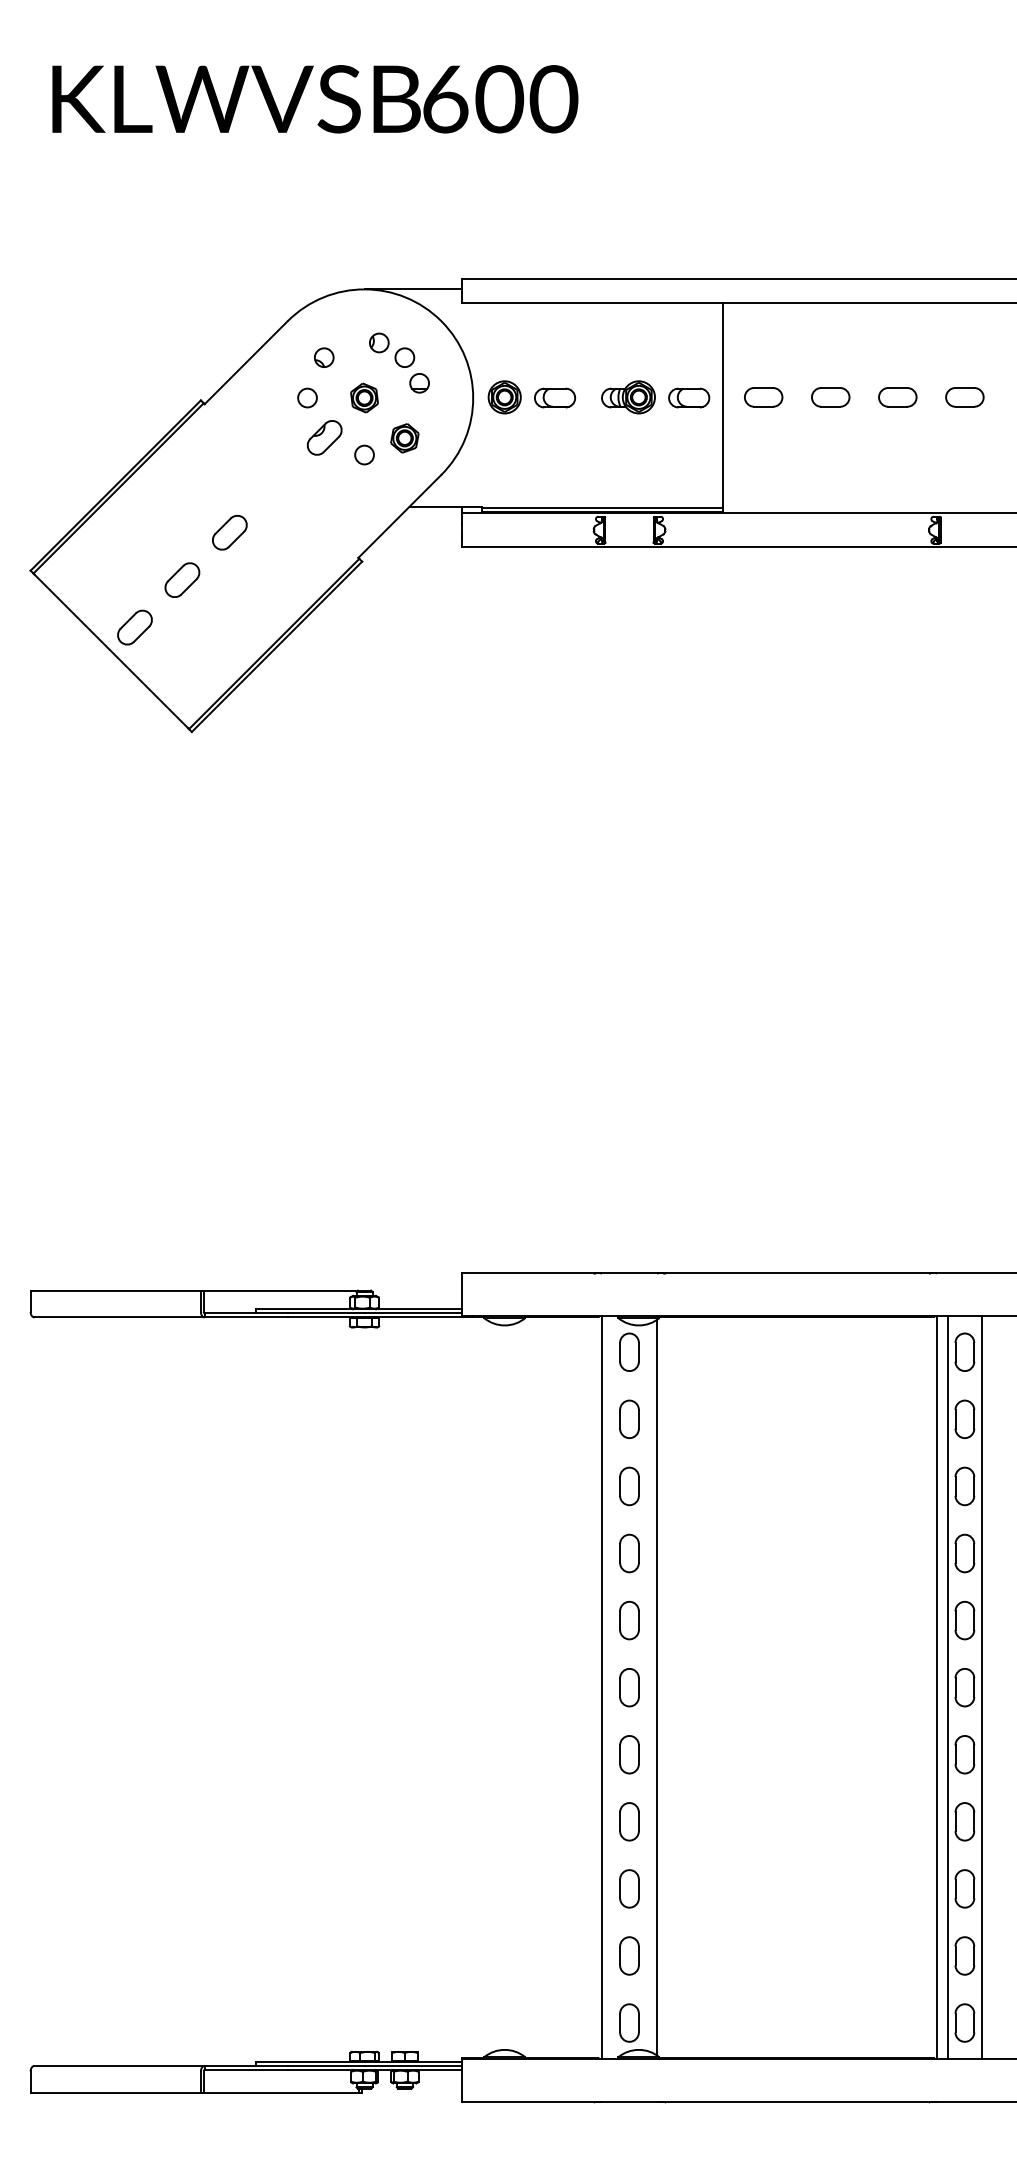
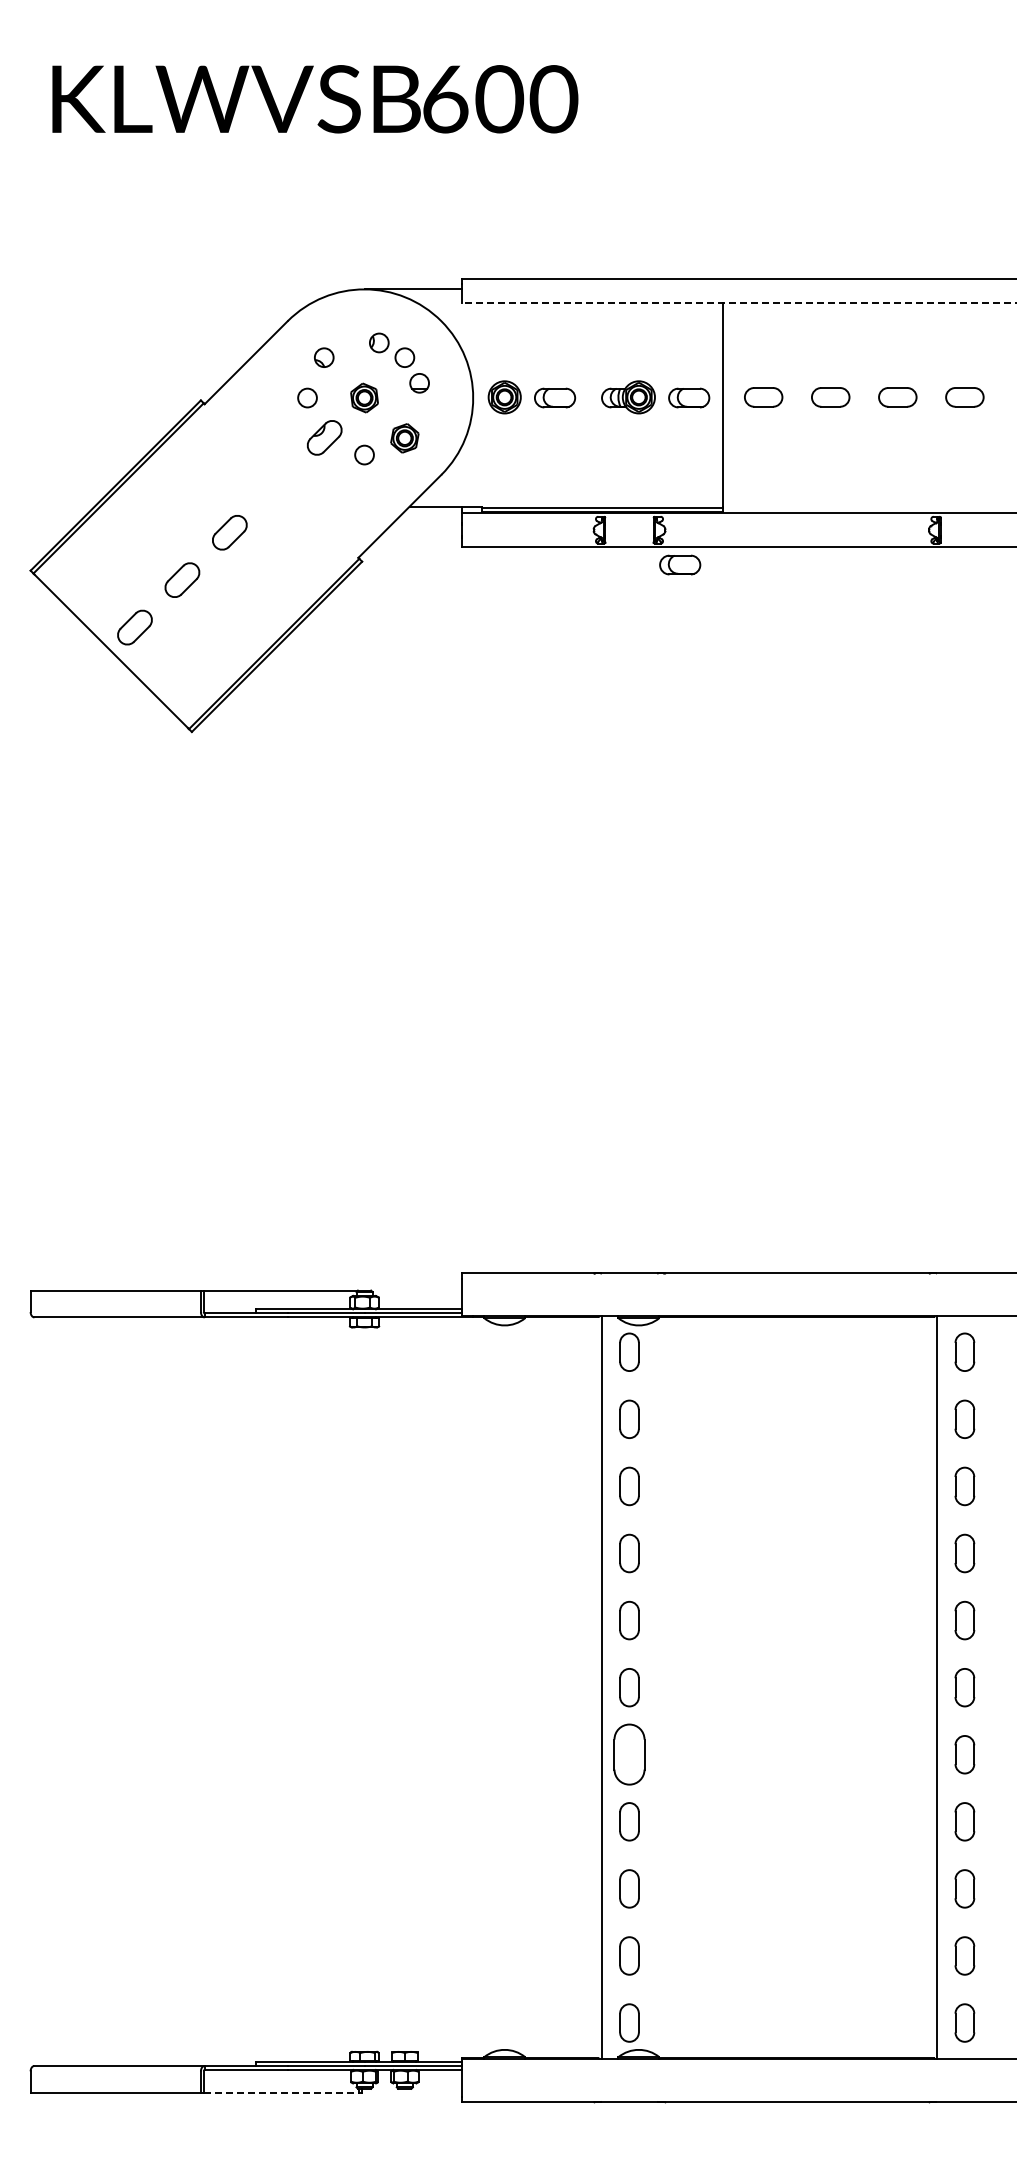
line: solid -> dashed (738, 303)
part: none -> present (680, 564)
line: present -> none (657, 1687)
line: present -> none (948, 1687)
line: present -> none (981, 1687)
part size: 21x40 px -> 33x63 px (629, 1754)
line: solid -> dashed (281, 2092)
